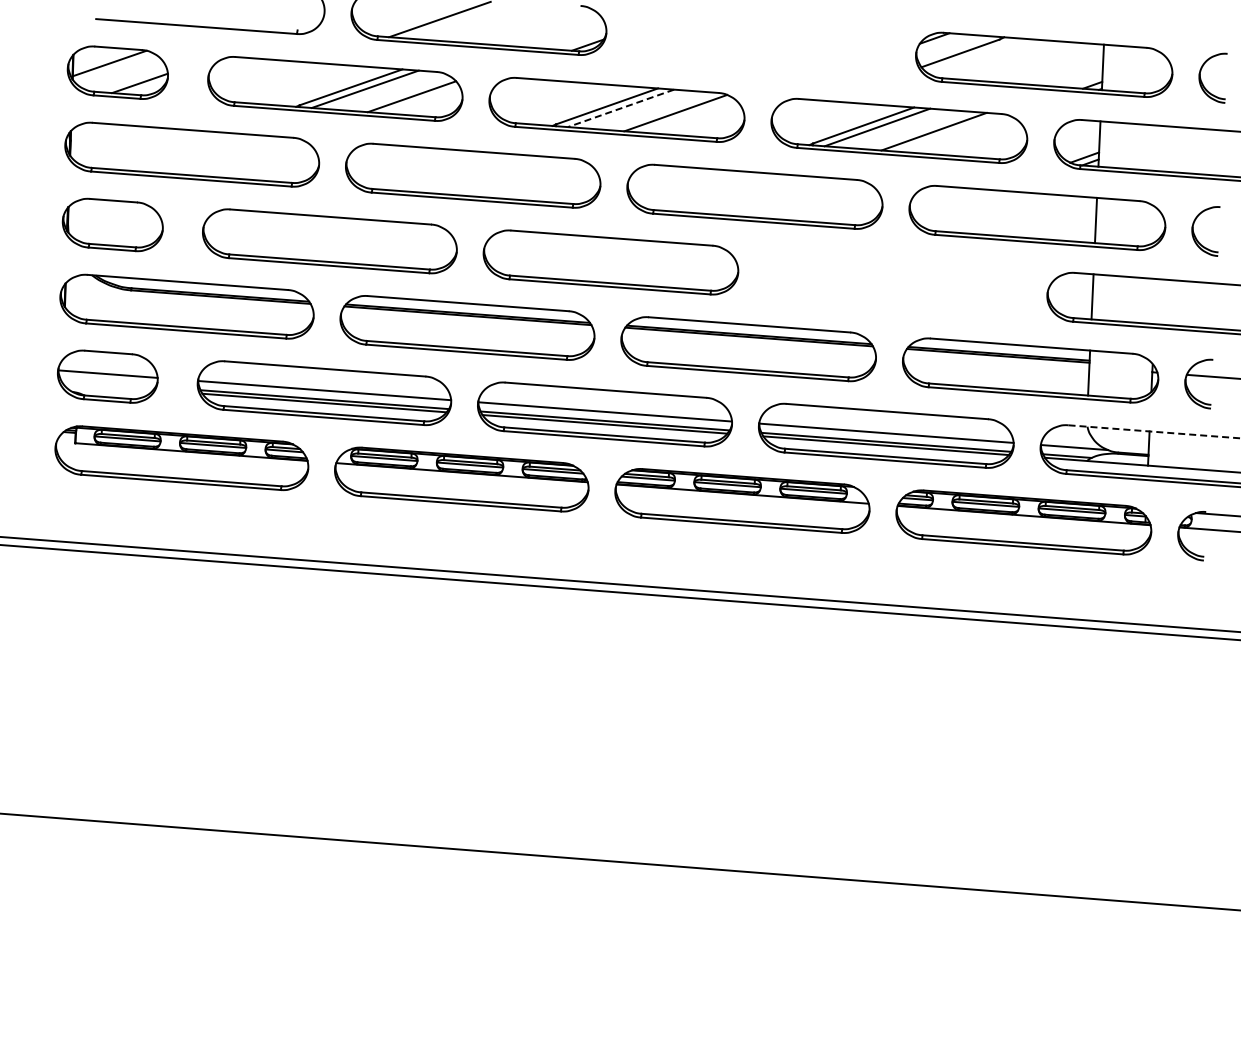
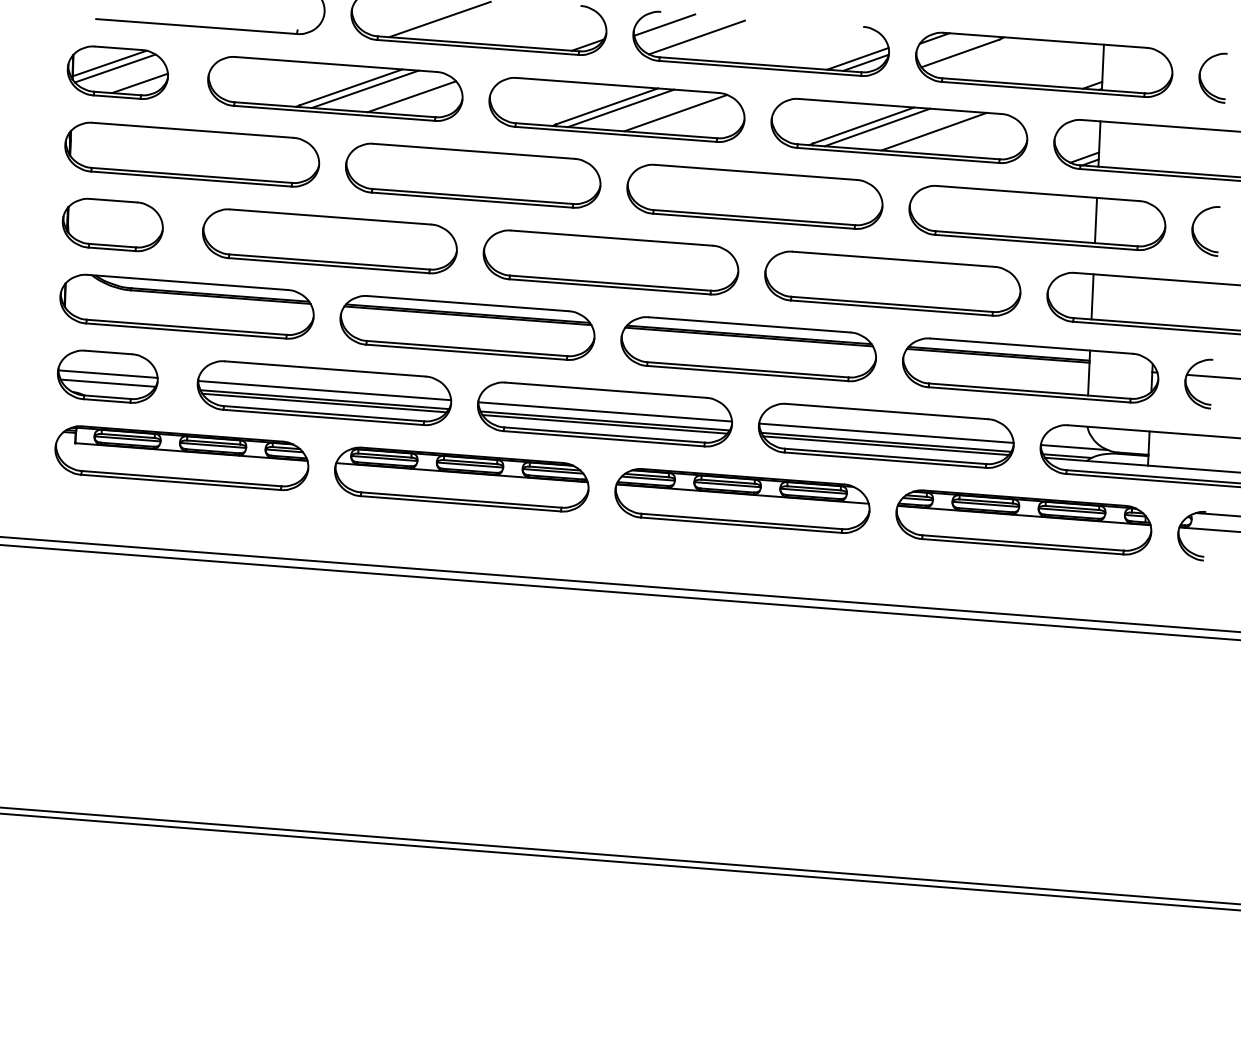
part: none -> present (760, 63)
line: none -> present (115, 68)
line: dashed -> solid (620, 108)
part: none -> present (892, 283)
line: none -> present (107, 382)
line: dashed -> solid (1155, 431)
line: none -> present (619, 855)
